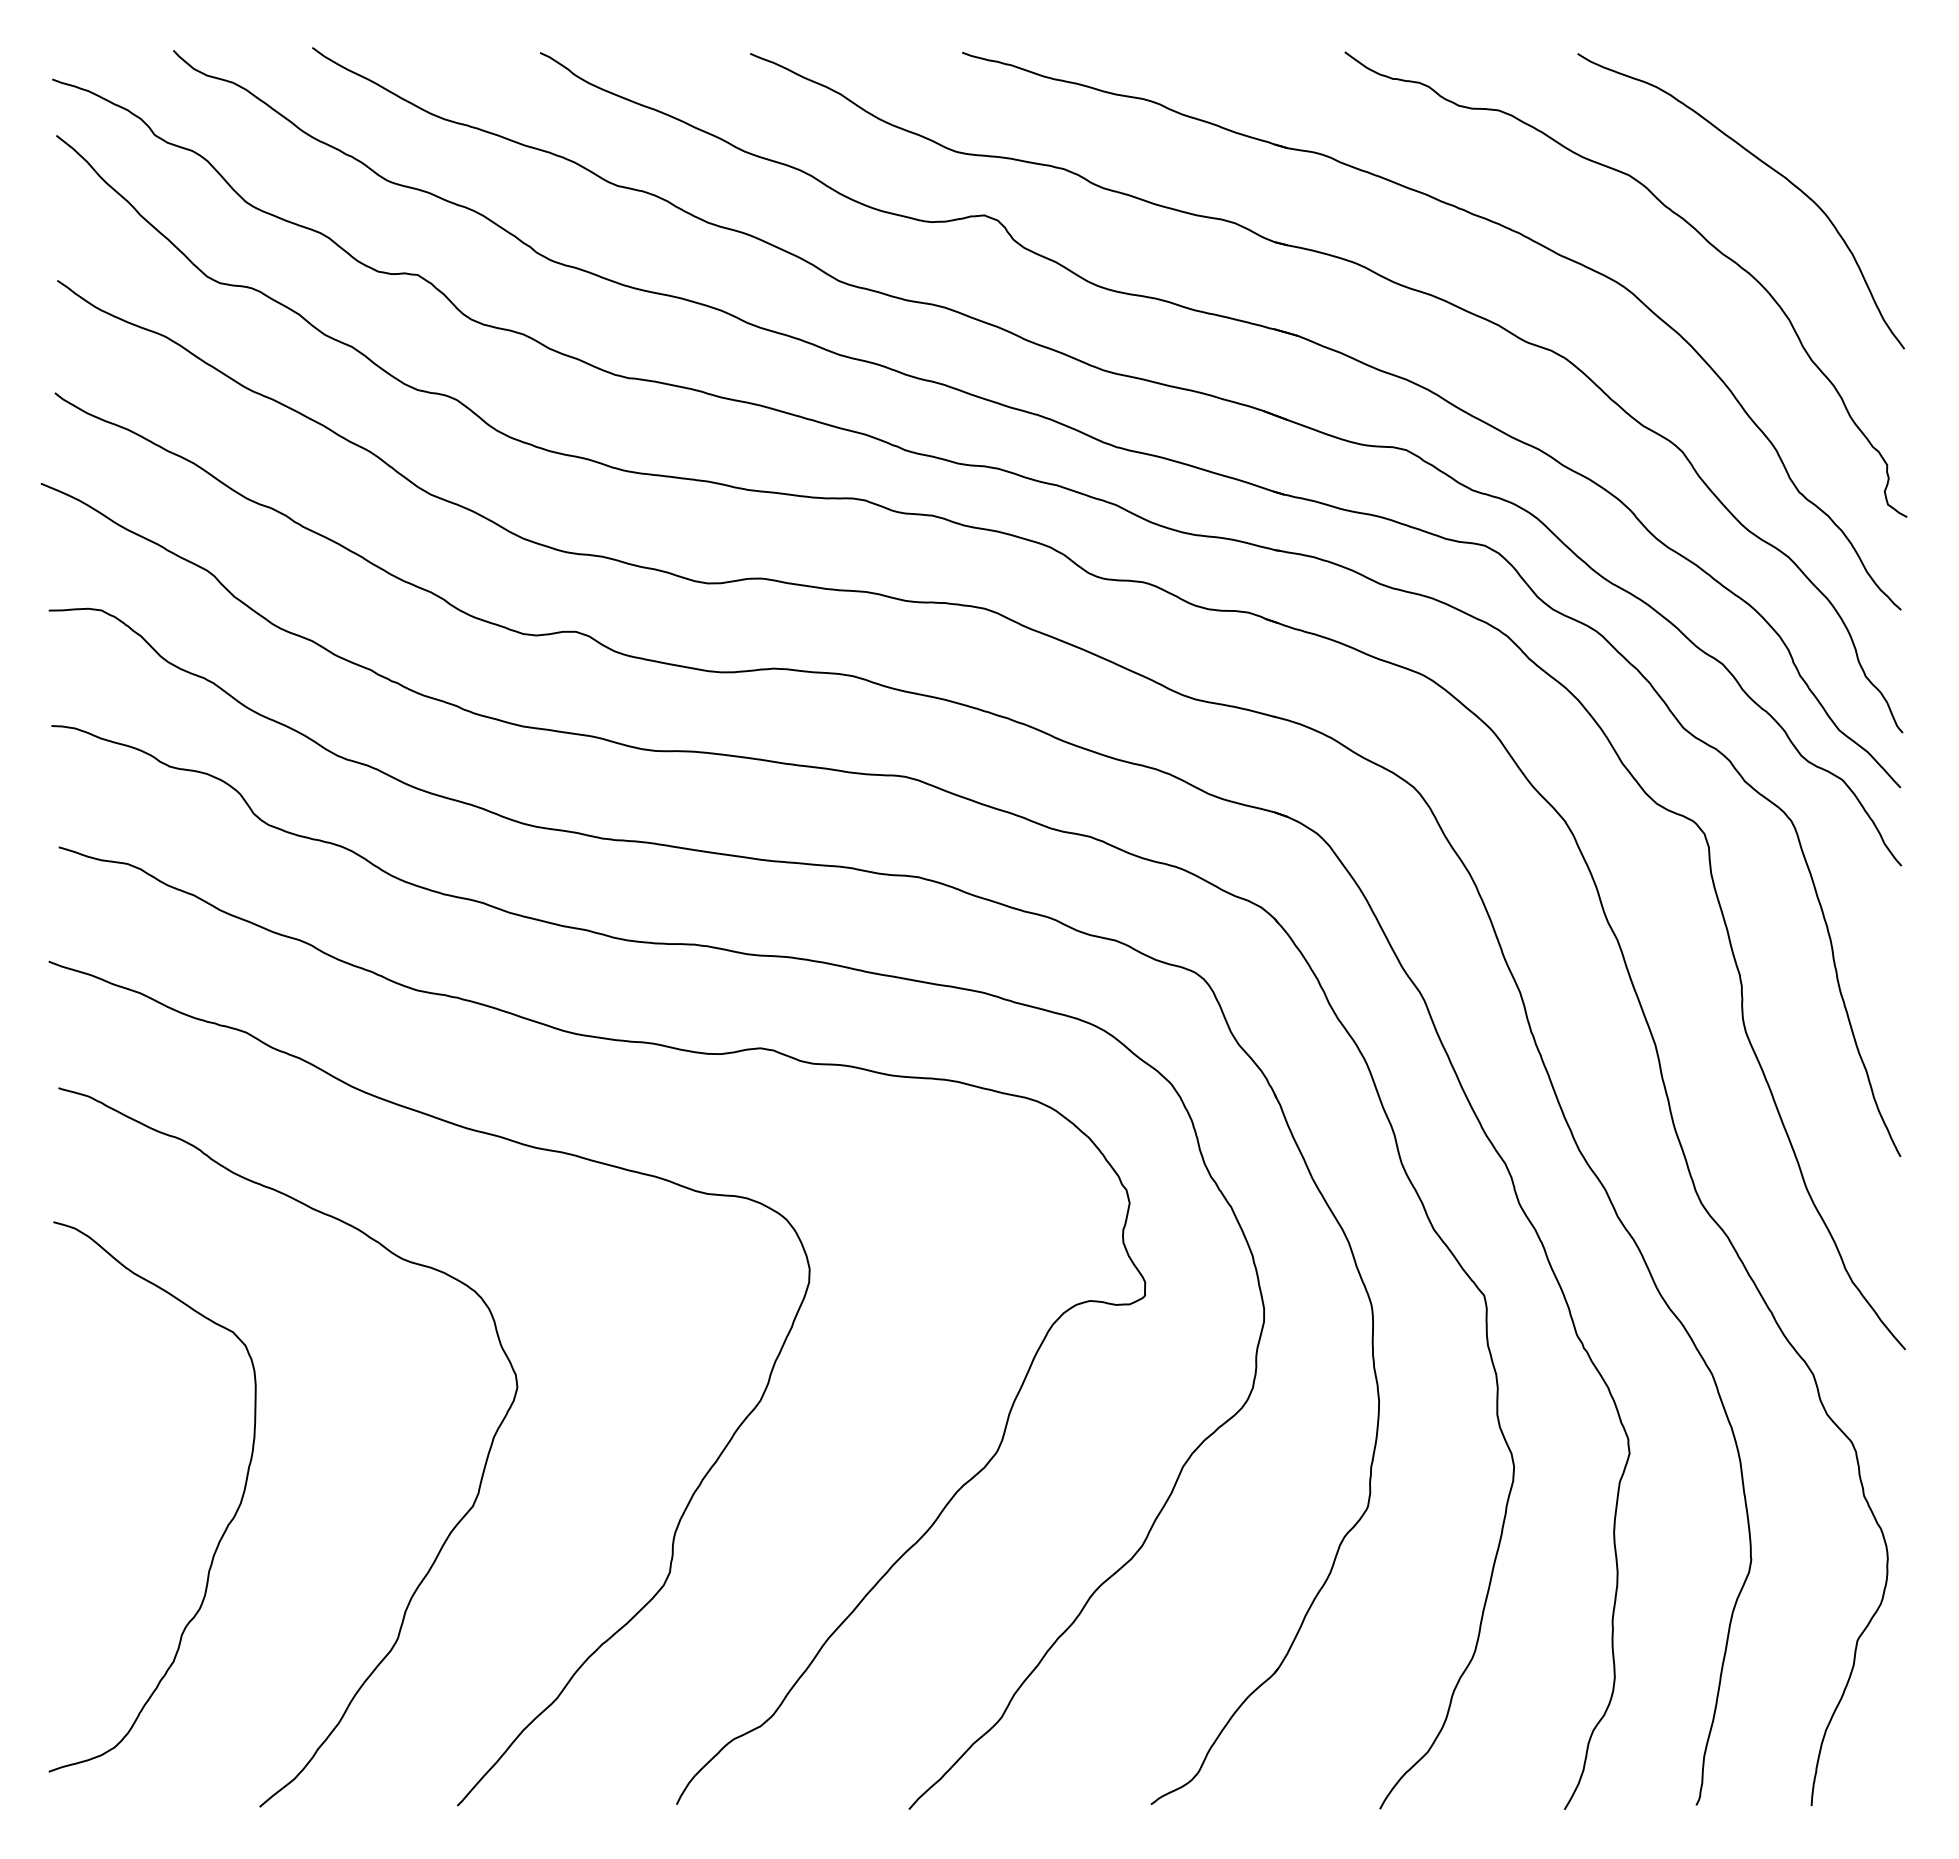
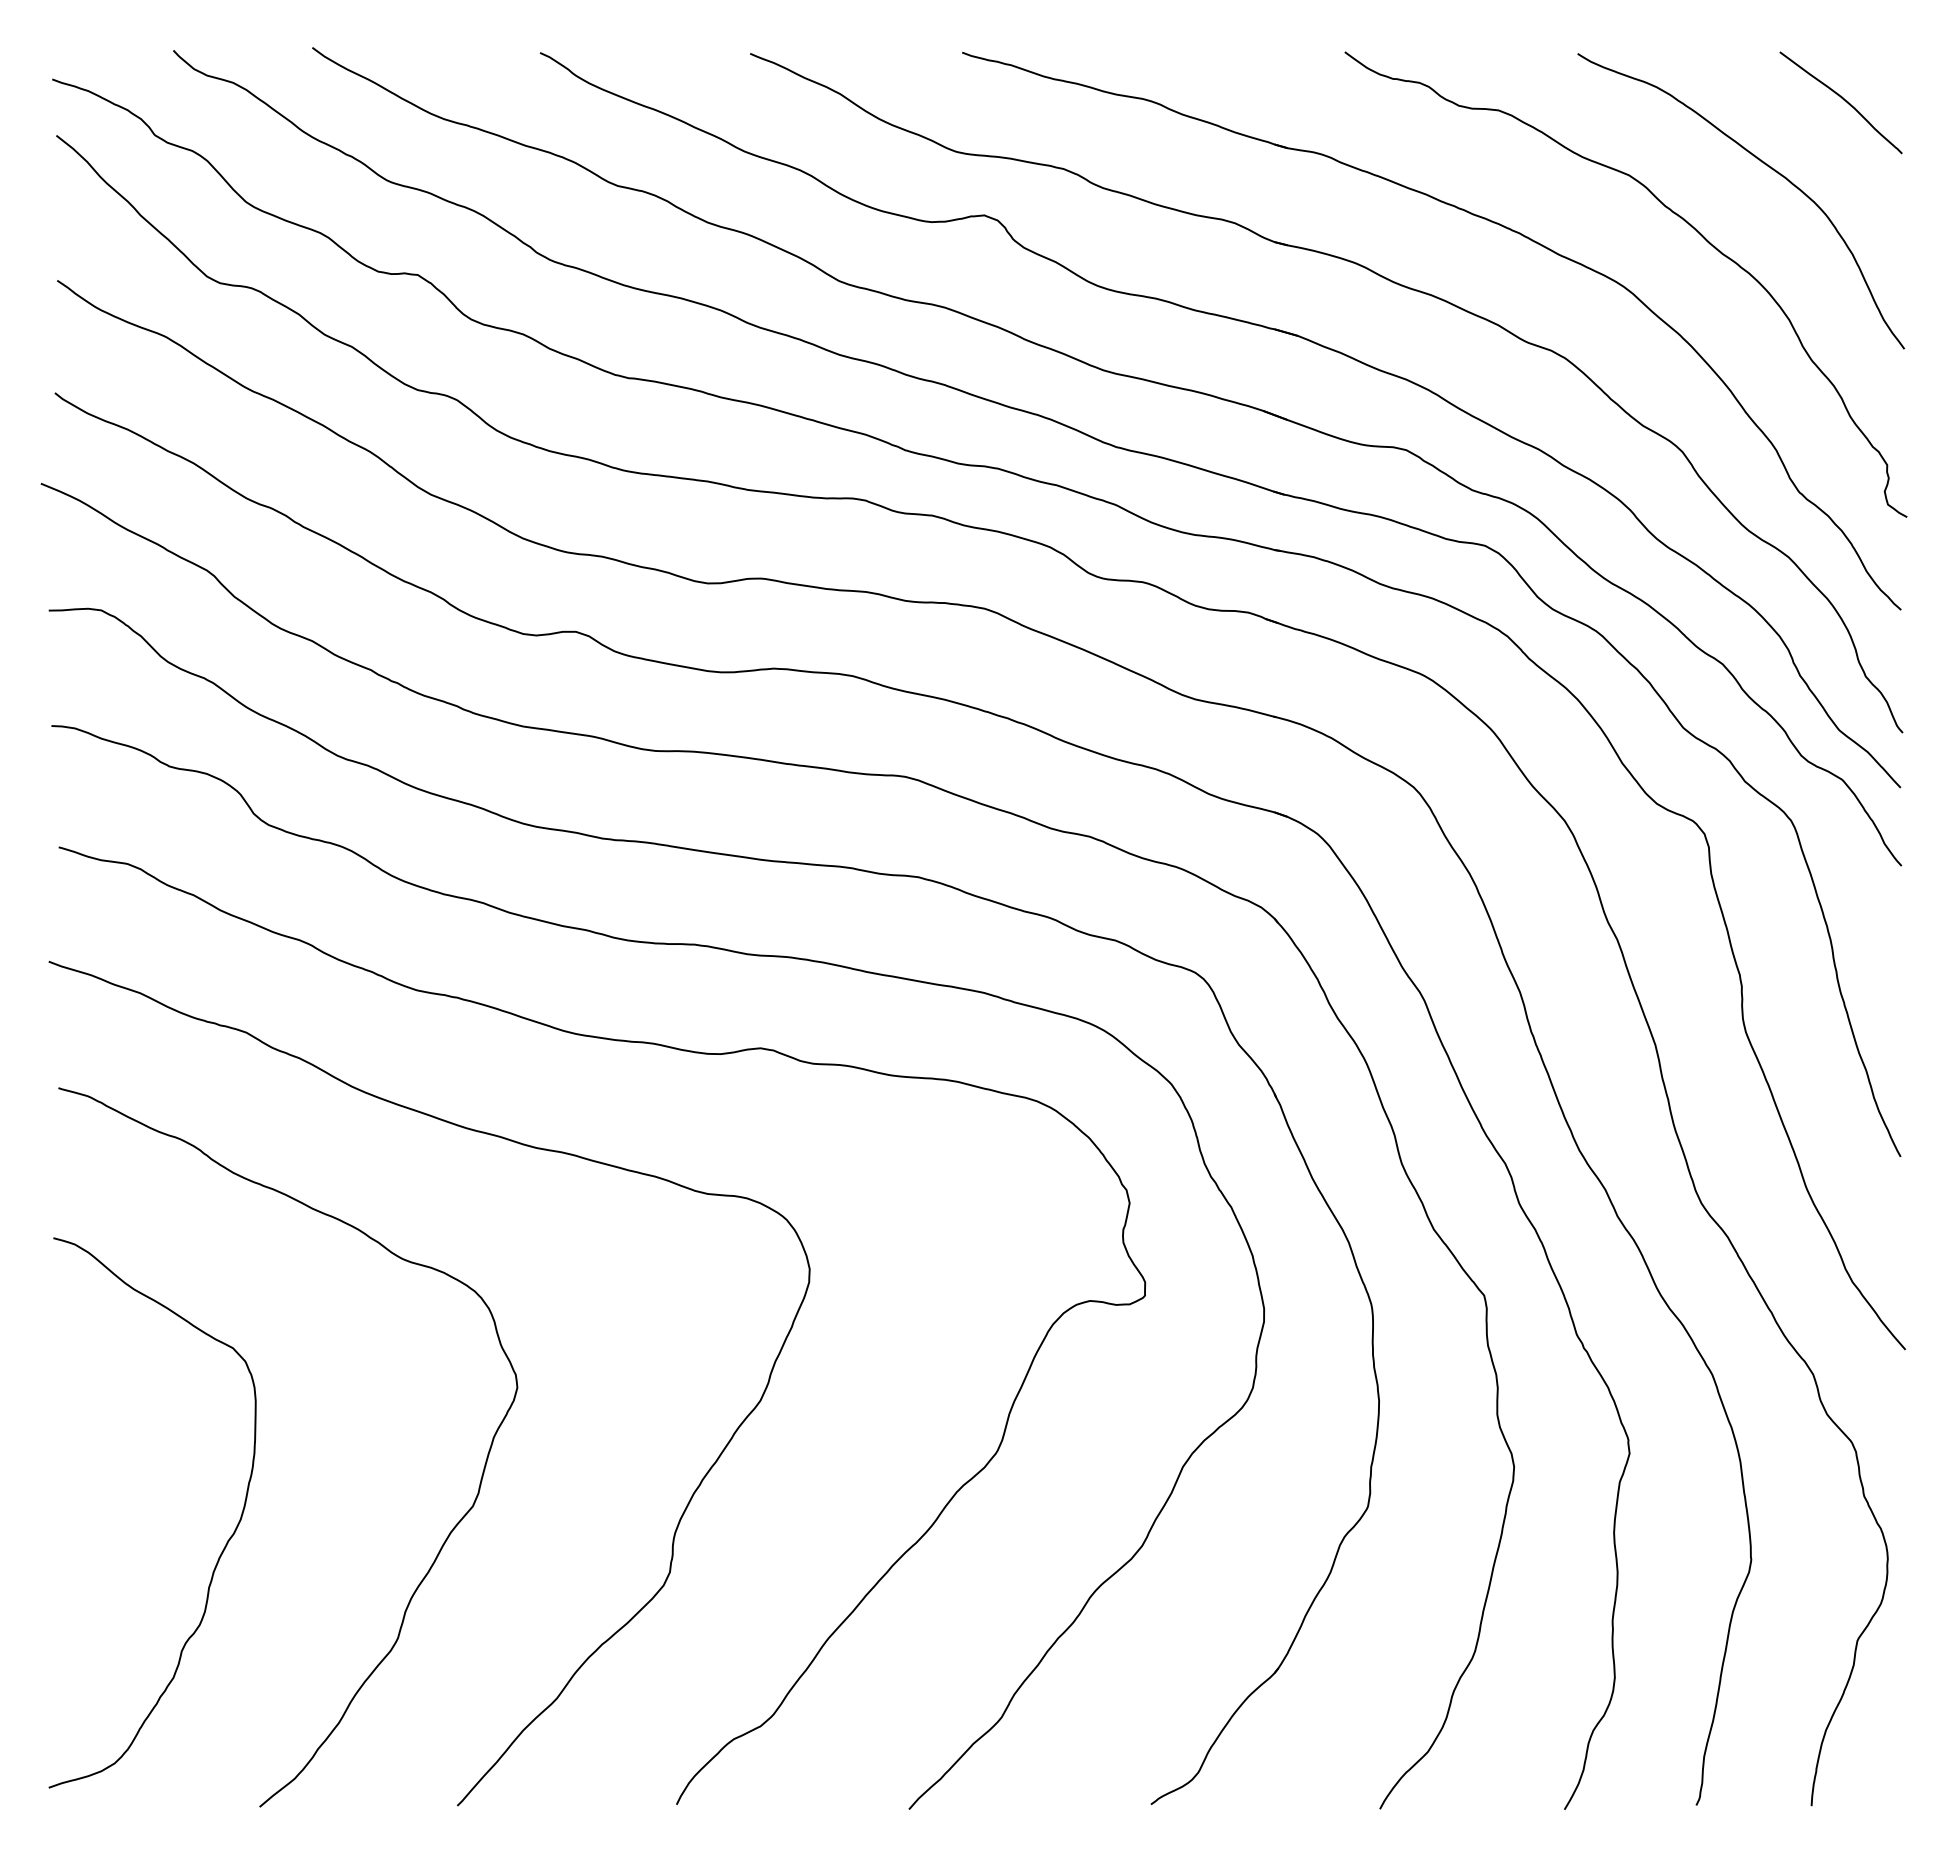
curve: none -> present (1842, 99)
curve position: (220, 1537) -> (220, 1553) (220, 1553)
